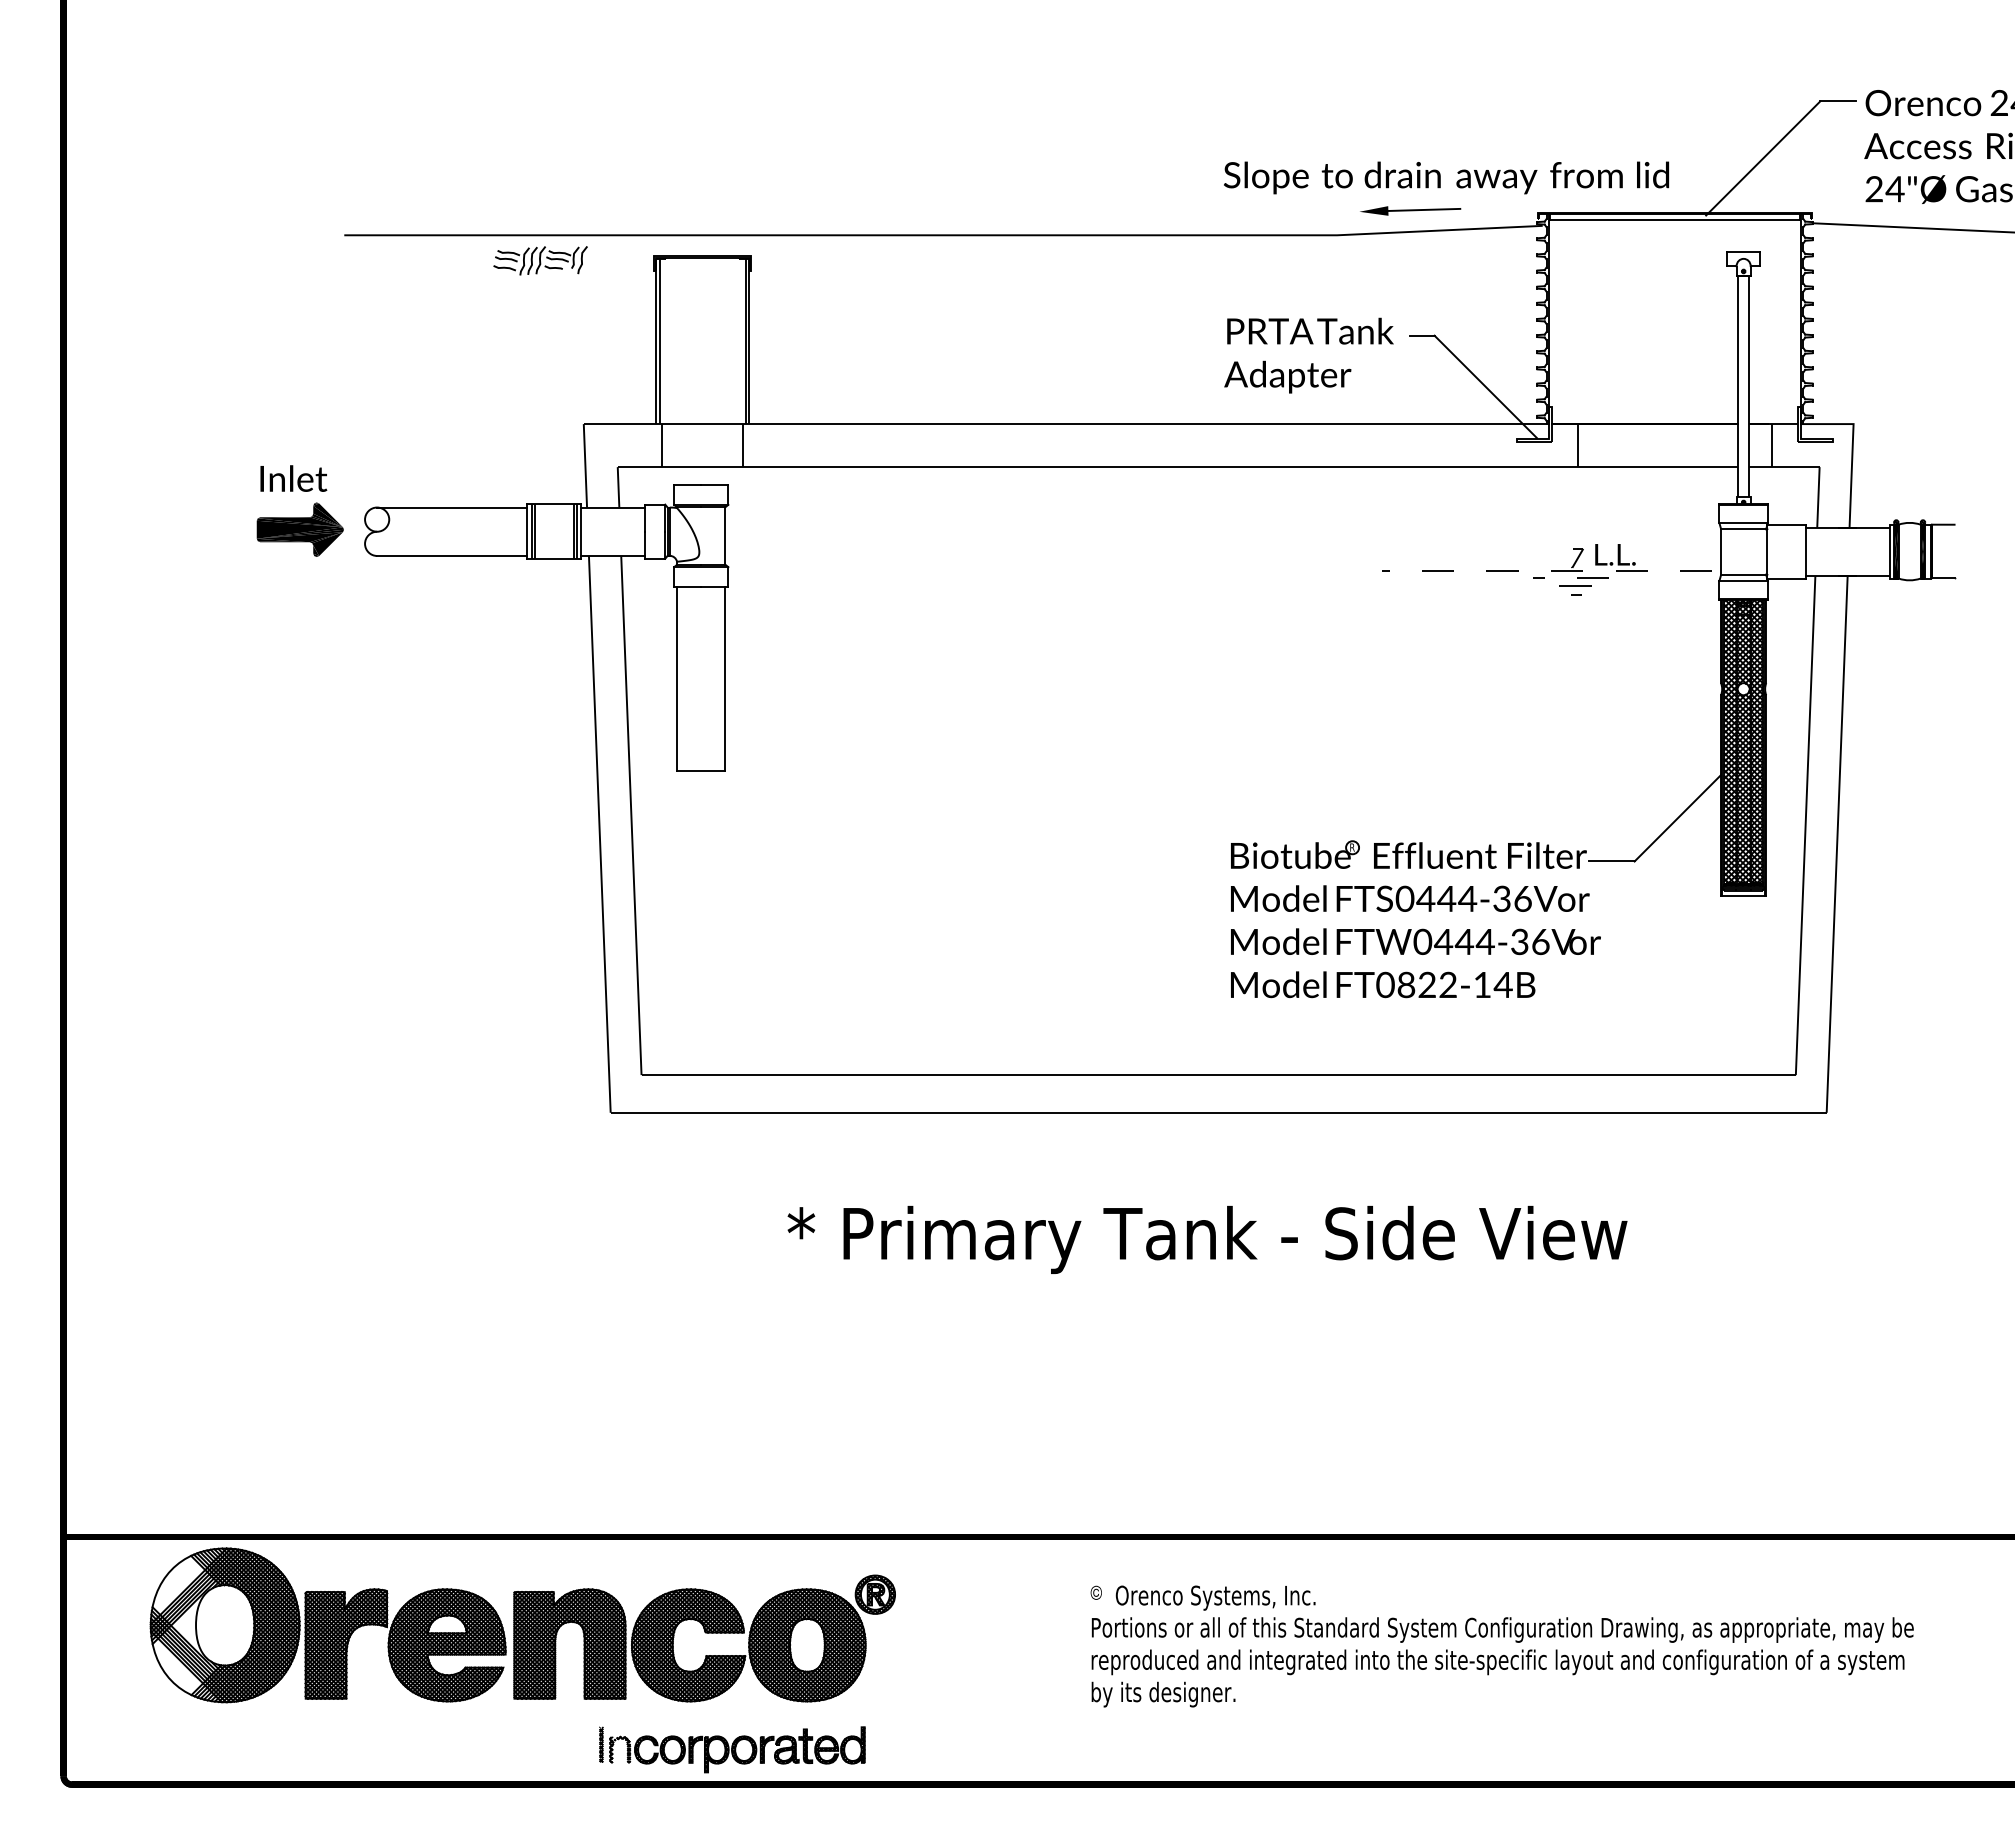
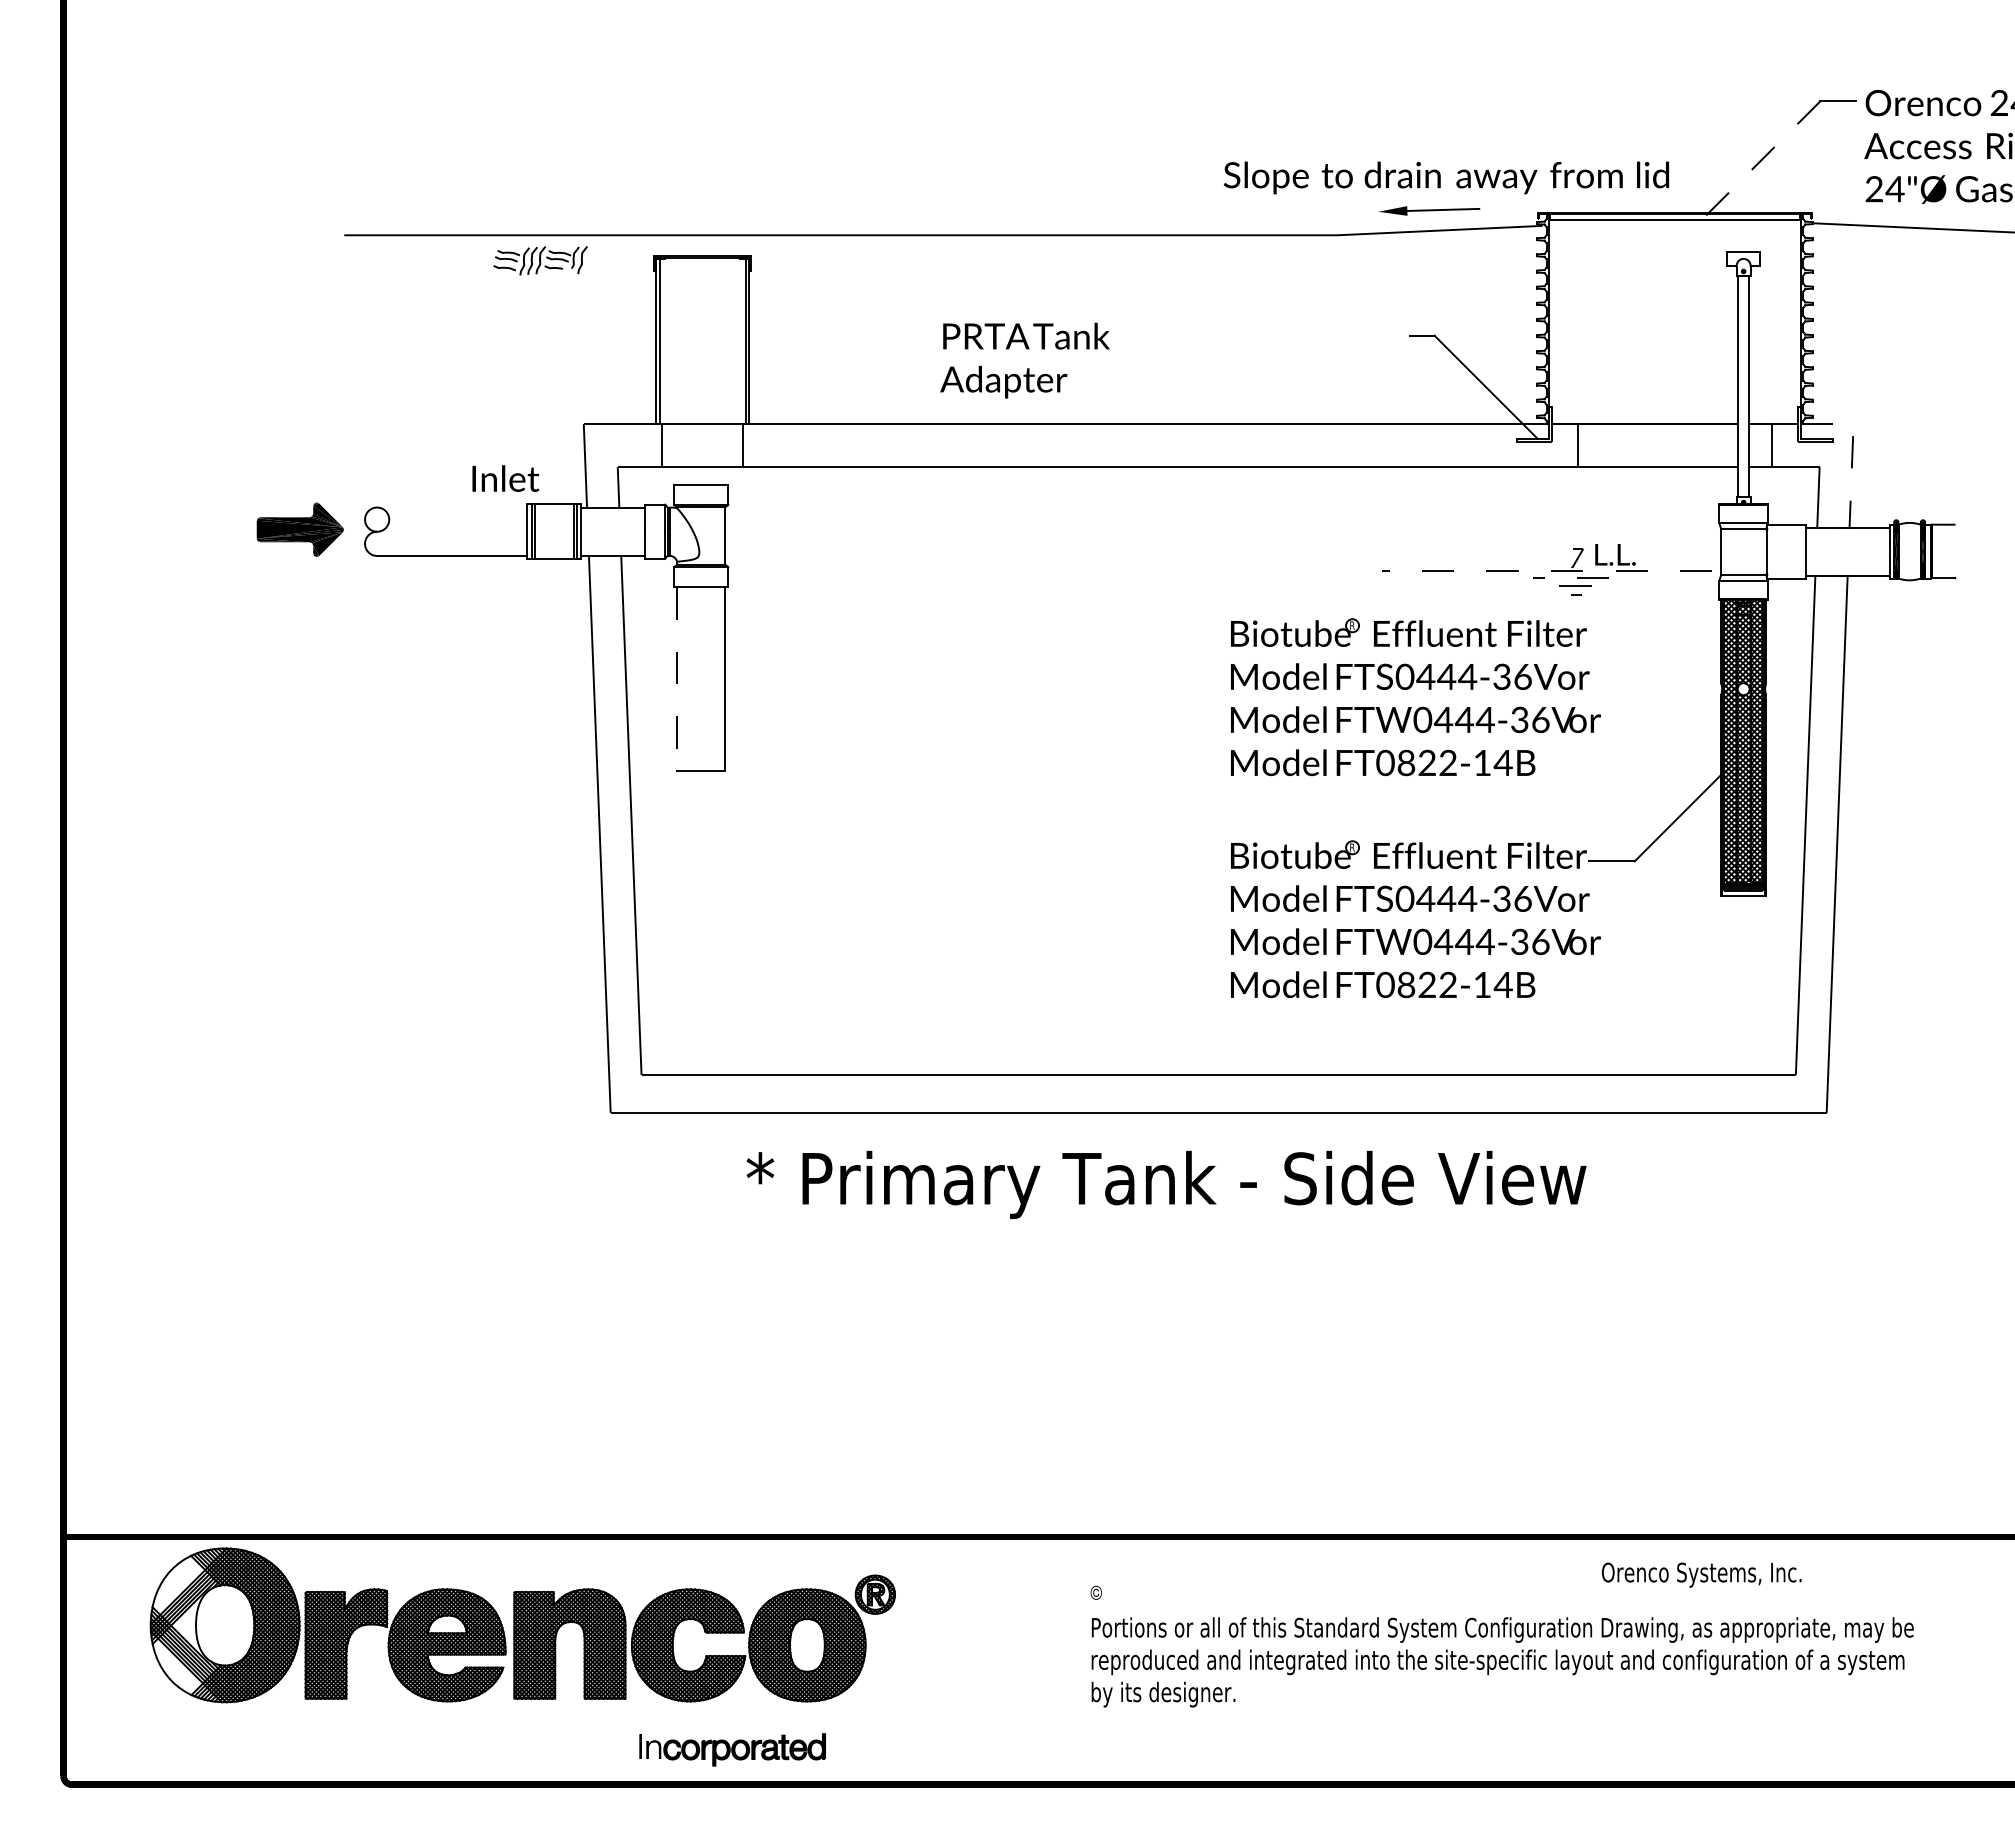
line: solid -> dashed (1763, 158)
part position: (1410, 210) -> (1429, 210) (1429, 210)
text position: (1308, 355) -> (1024, 360) (1024, 360)
line: solid -> dashed (1852, 449)
text position: (293, 478) -> (505, 478) (505, 478)
line: present -> none (452, 507)
line: solid -> dashed (677, 679)
part: none -> present (1410, 688)
text position: (1207, 1239) -> (1166, 1184) (1166, 1184)
text position: (1215, 1597) -> (1701, 1574) (1701, 1574)
part size: 267x48 px -> 187x34 px (732, 1749)
